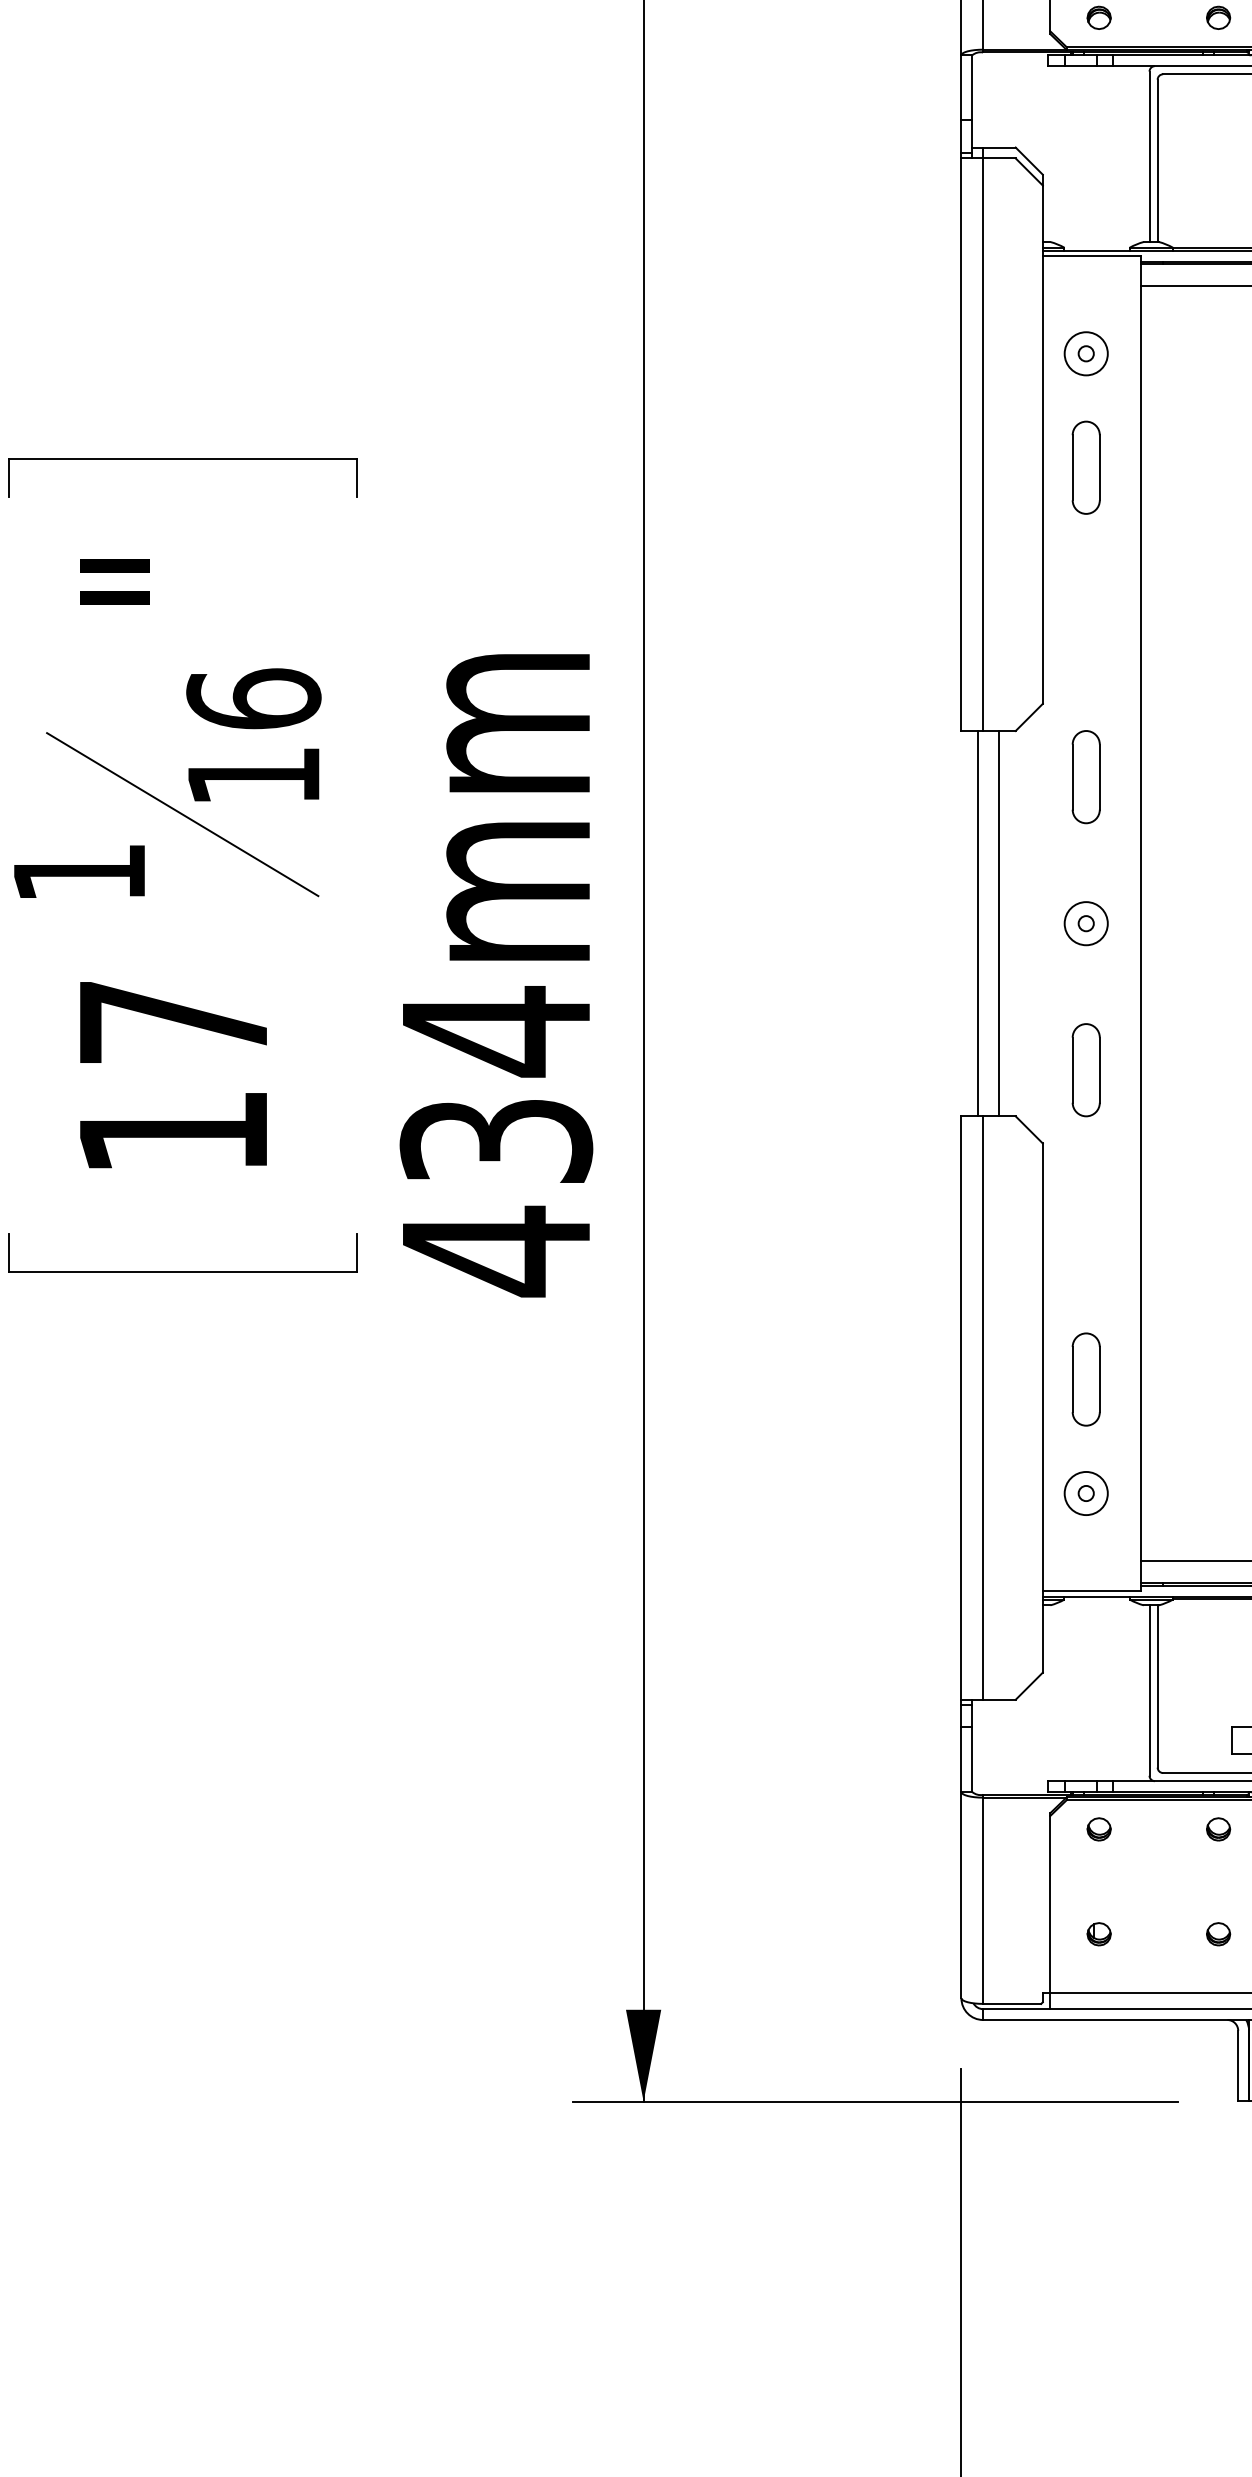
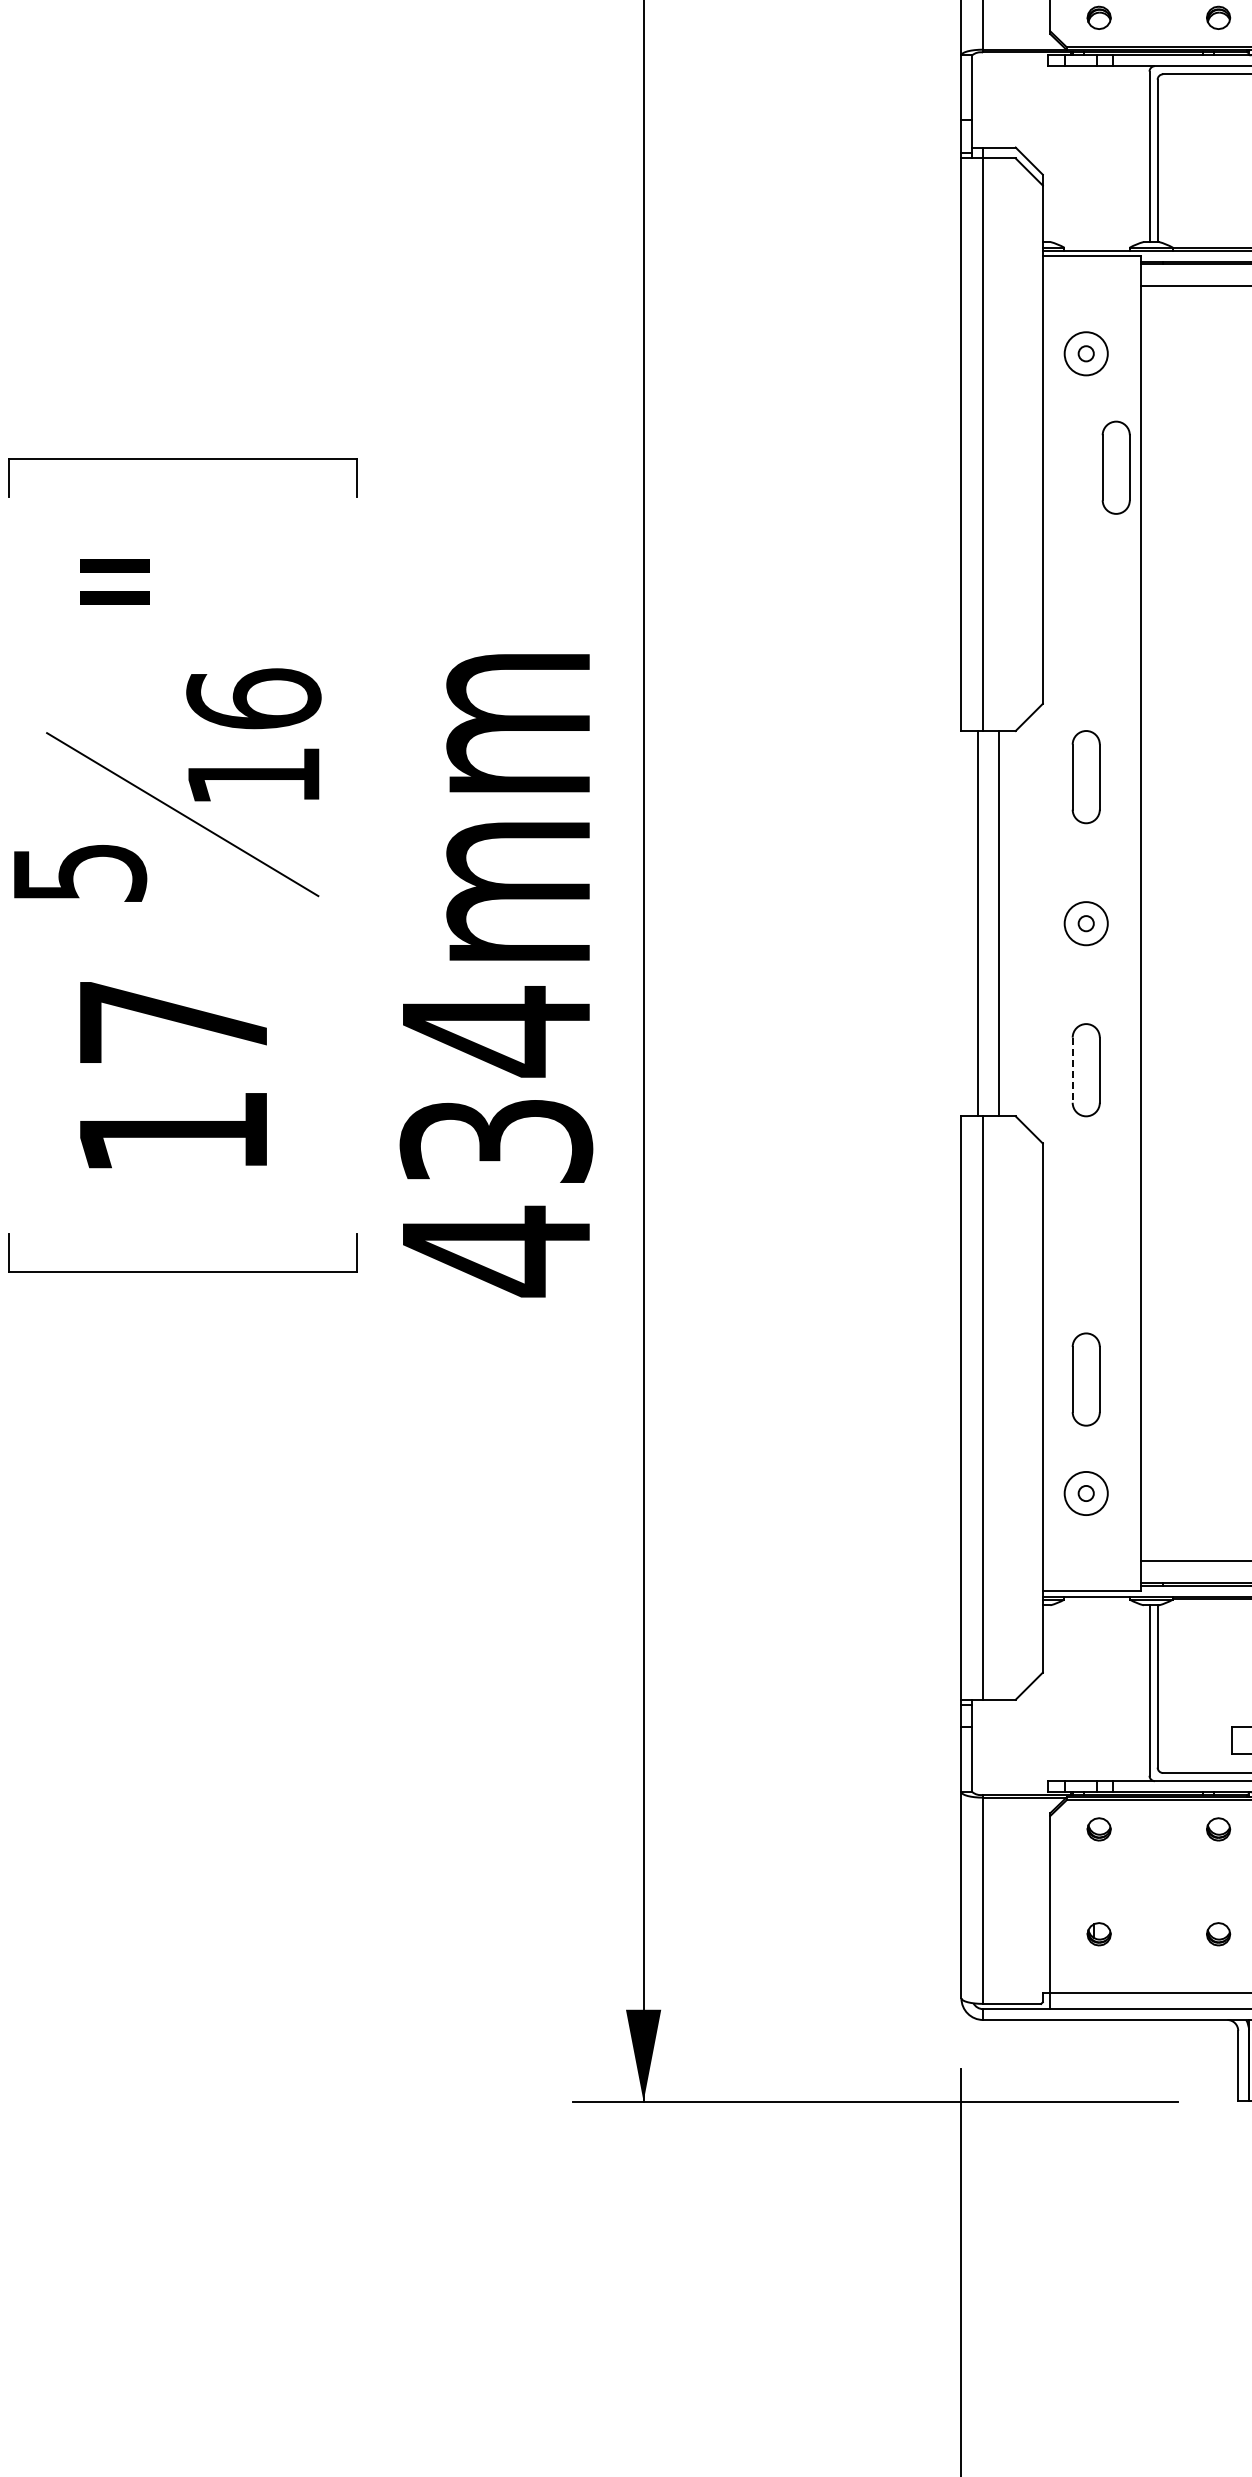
part position: (1085, 467) -> (1115, 467) (1115, 467)
text: 1 -> 5 (80, 873)
line: solid -> dashed (1072, 1070)
